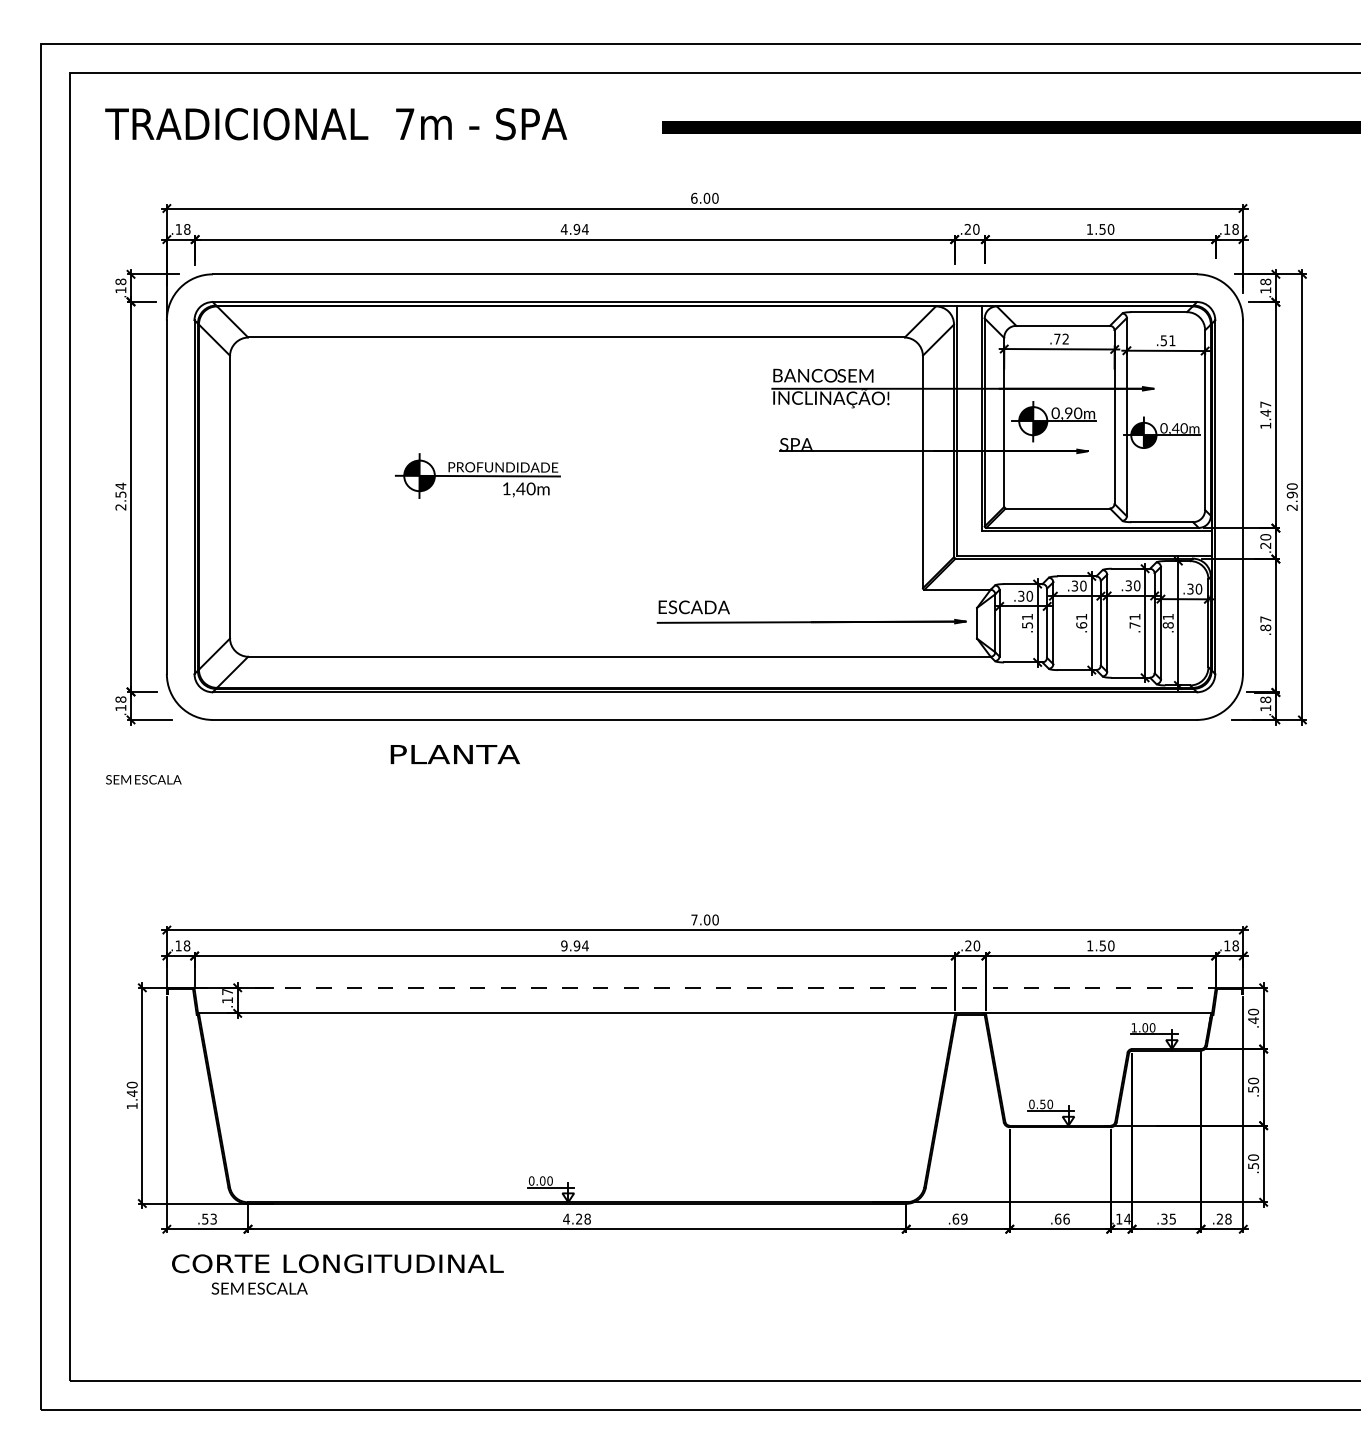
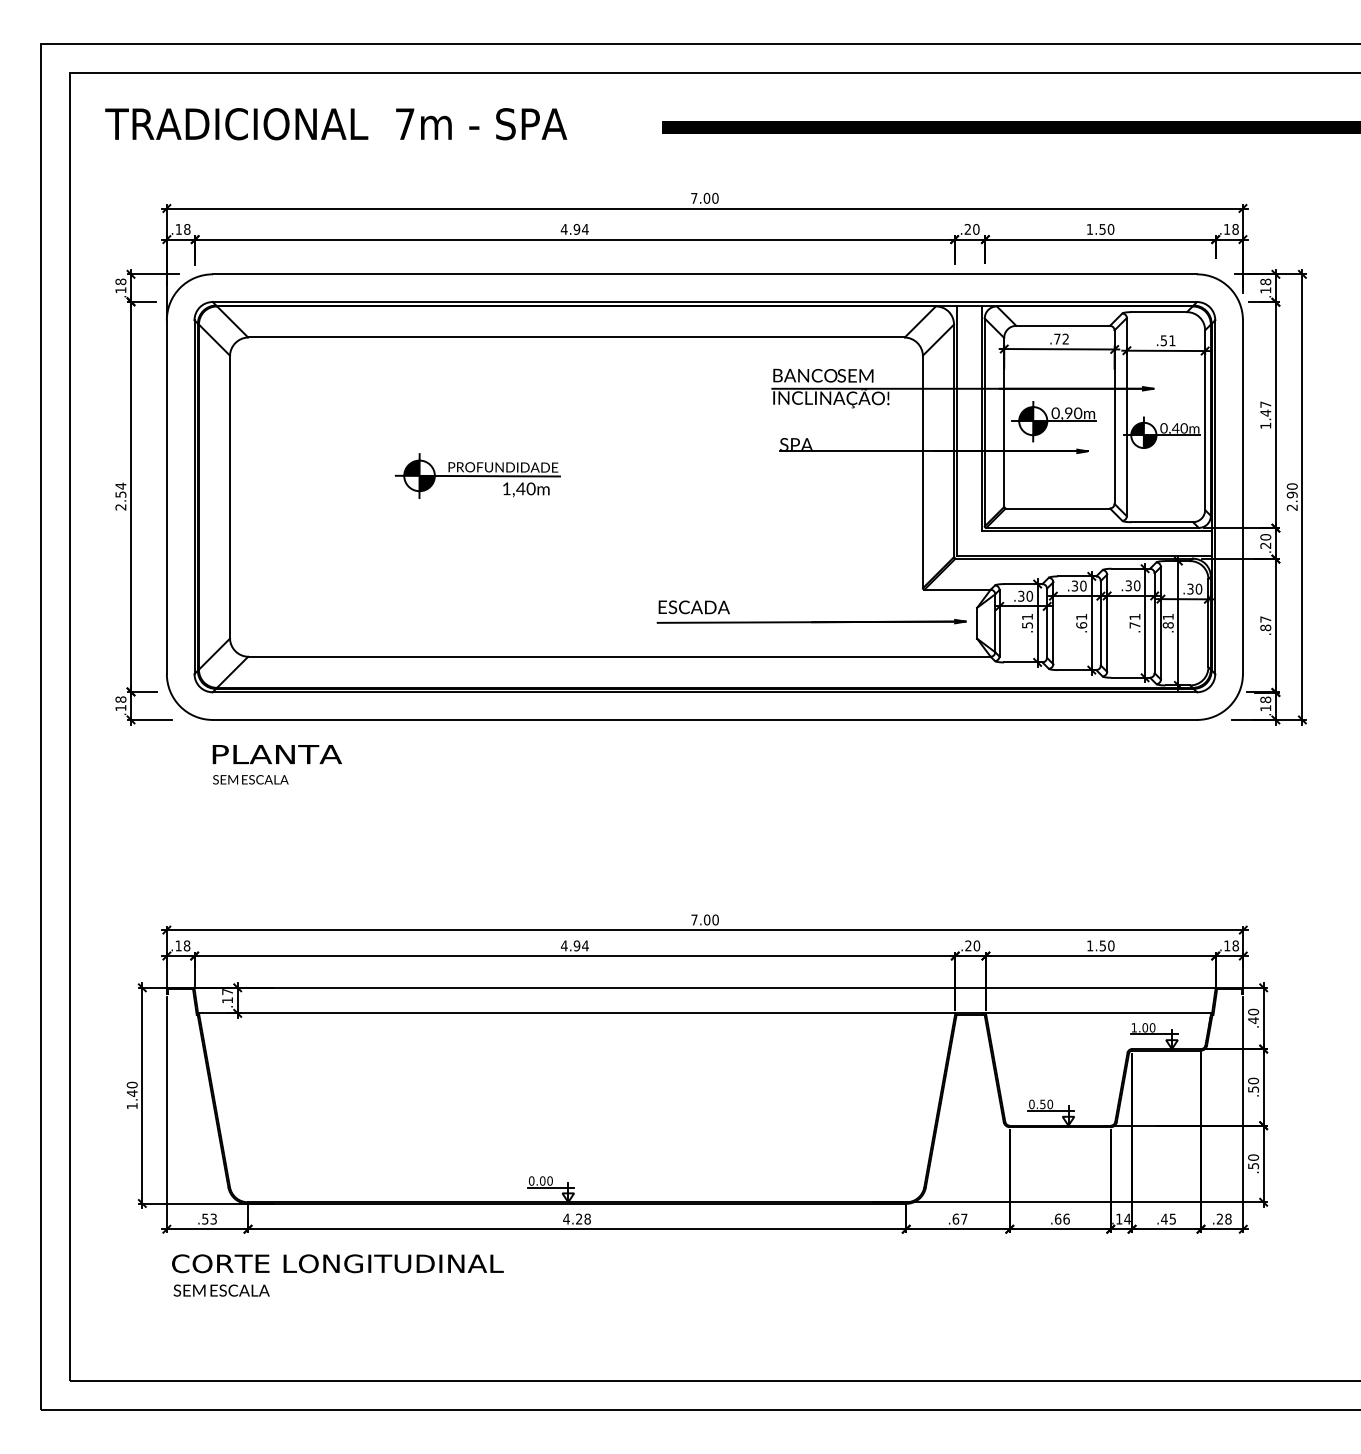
text: 6.00 -> 7.00 (694, 197)
text position: (454, 754) -> (276, 754) (276, 754)
text position: (143, 779) -> (250, 779) (250, 779)
text: 9.94 -> 4.94 (563, 945)
line: dashed -> solid (705, 987)
text: .69 -> .67 (964, 1218)
text: .35 -> .45 (1163, 1218)
text position: (259, 1288) -> (221, 1290) (221, 1290)
